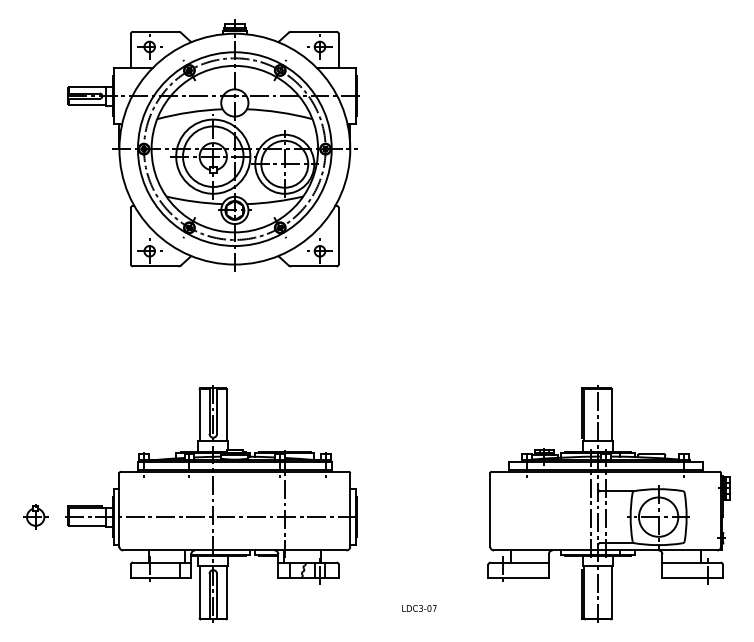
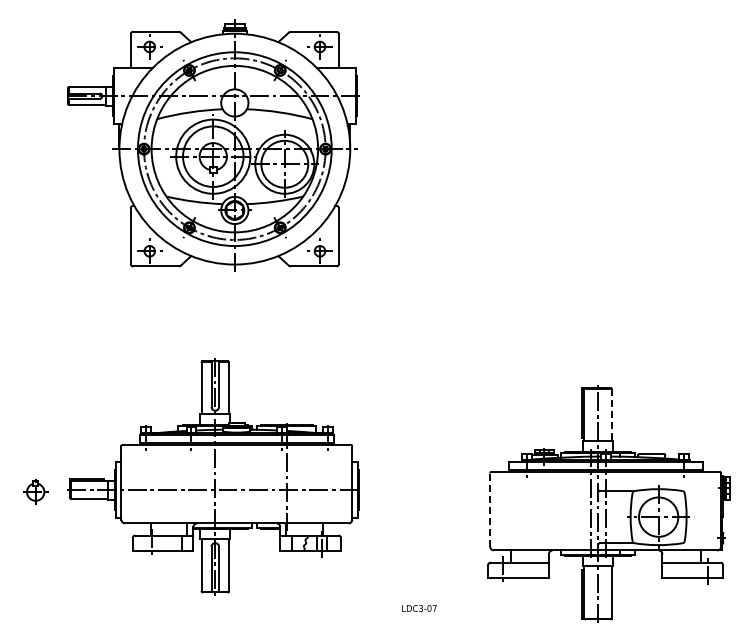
line: solid -> dashed (611, 415)
part position: (211, 503) -> (213, 476) (213, 476)
line: solid -> dashed (490, 509)
part position: (35, 516) -> (35, 491) (35, 491)
